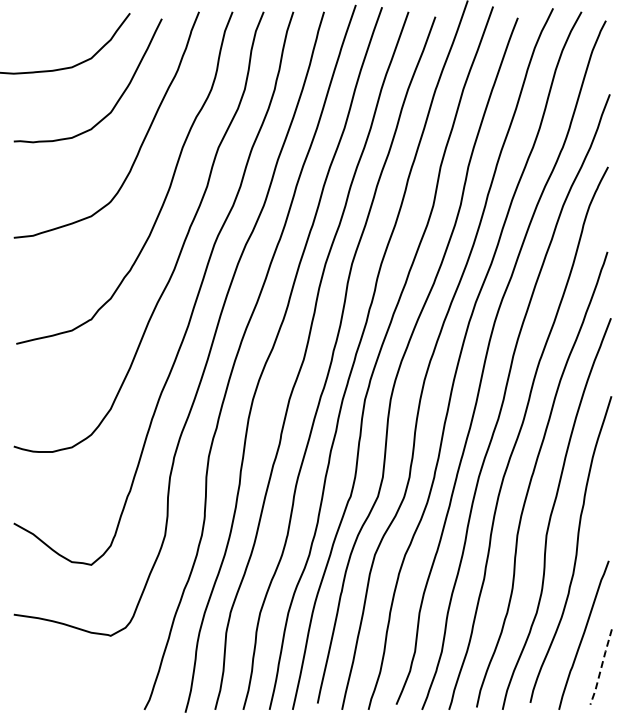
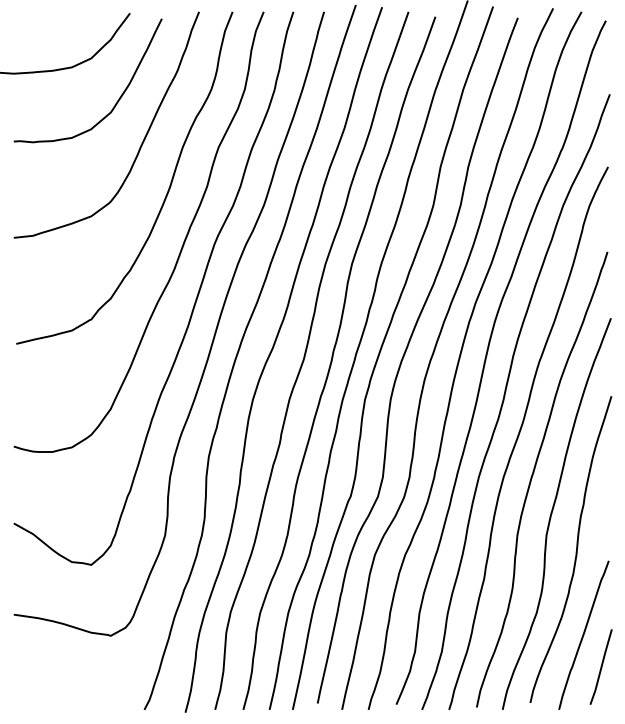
line: dashed -> solid (601, 667)
